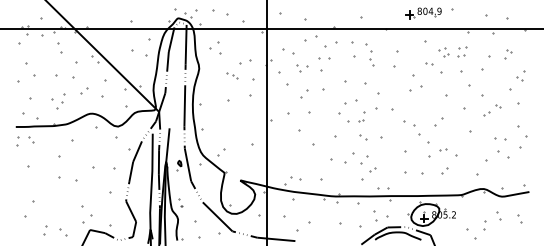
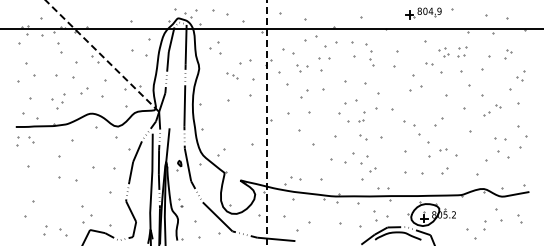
line: solid -> dashed (102, 56)
line: solid -> dashed (266, 122)
part size: 6x10 px -> 8x14 px (498, 214)
